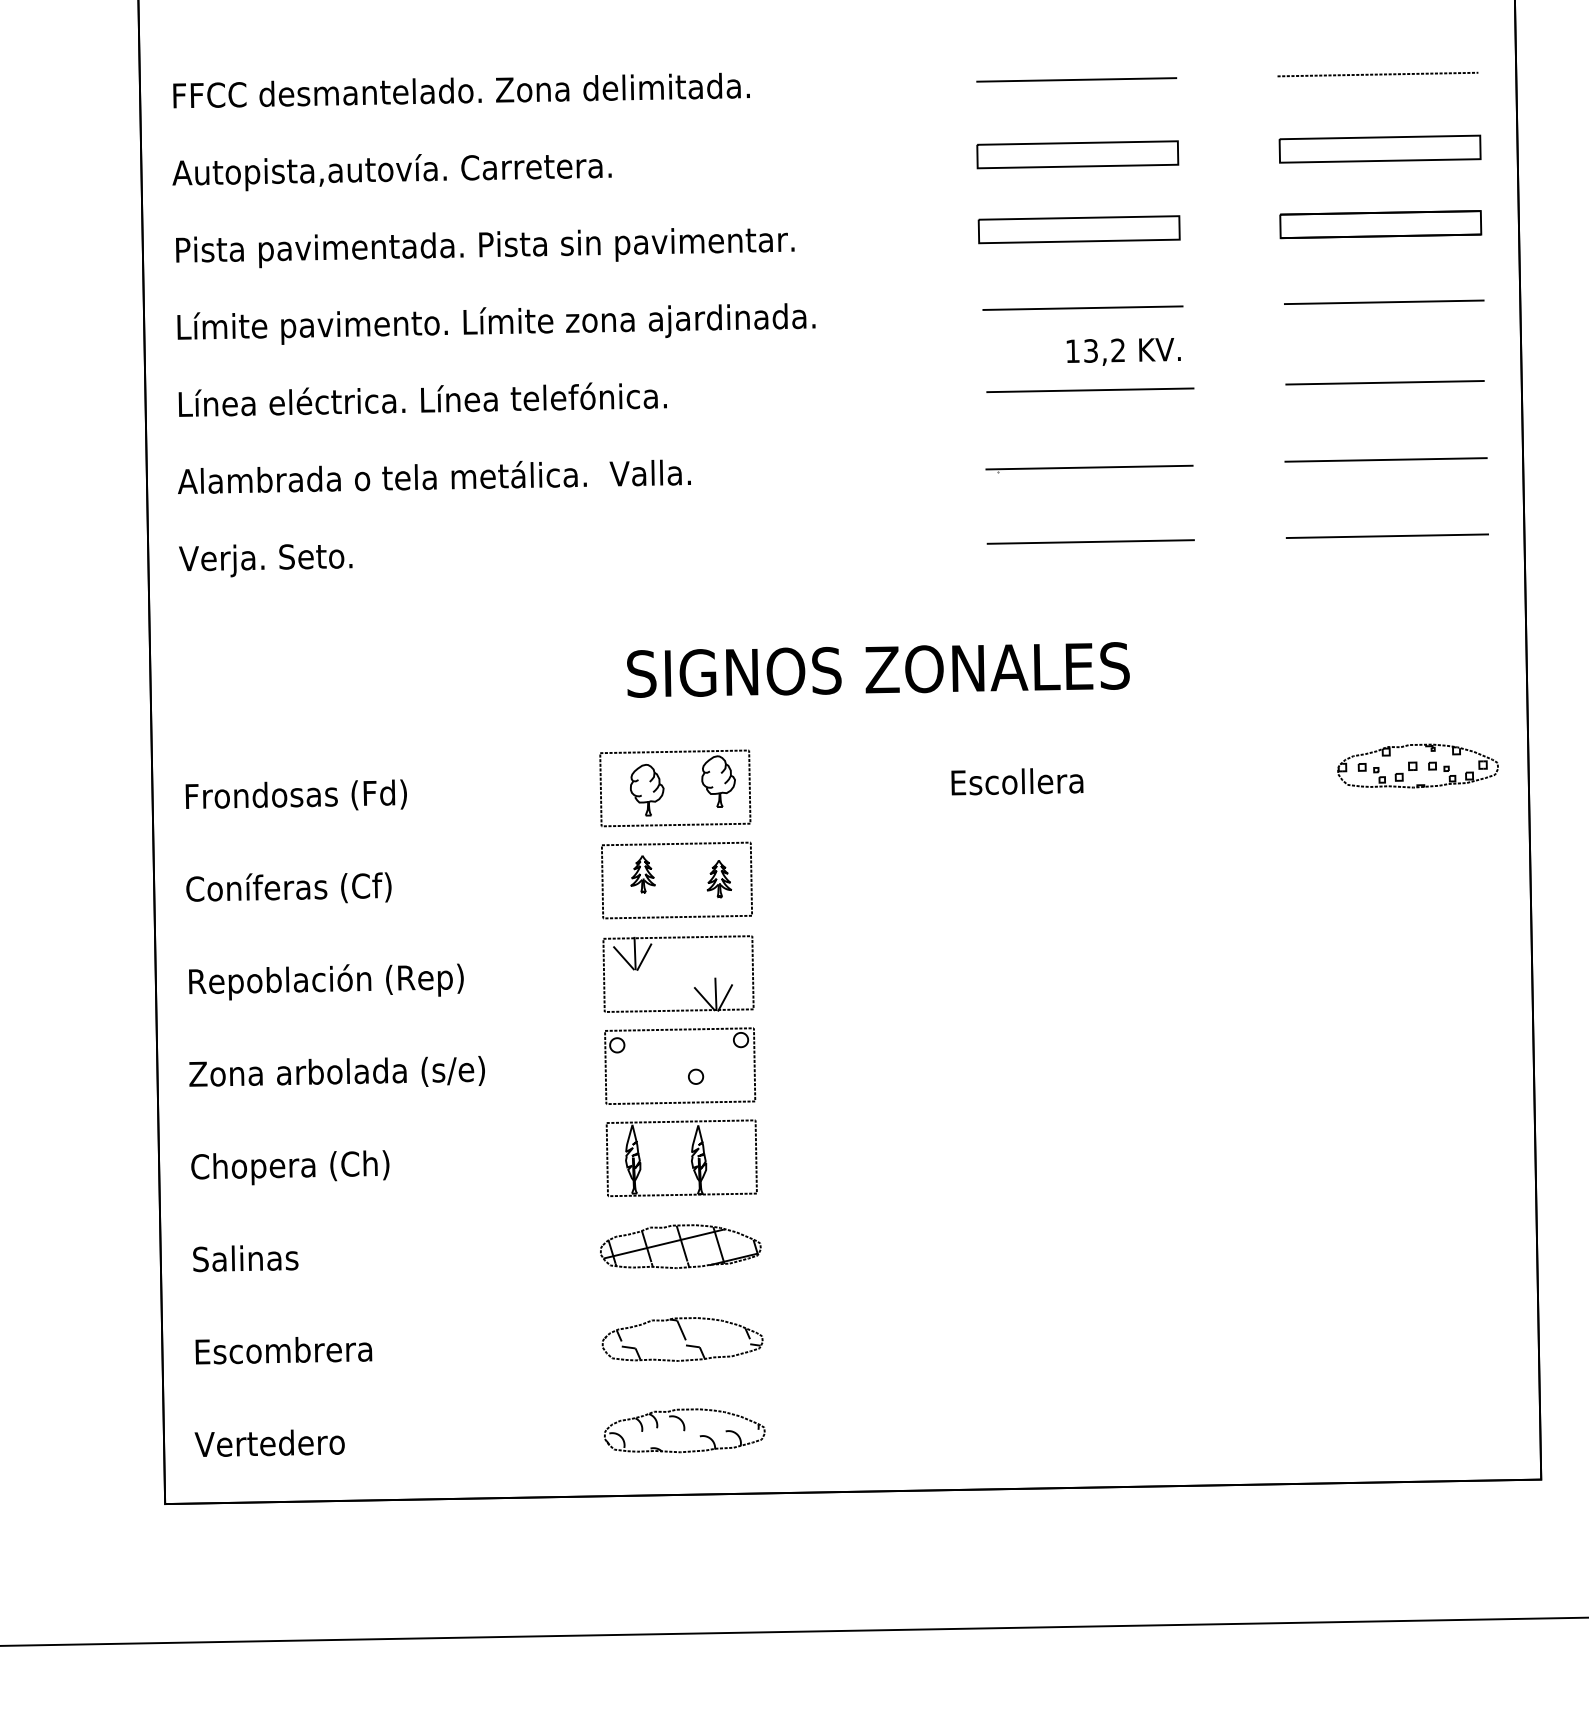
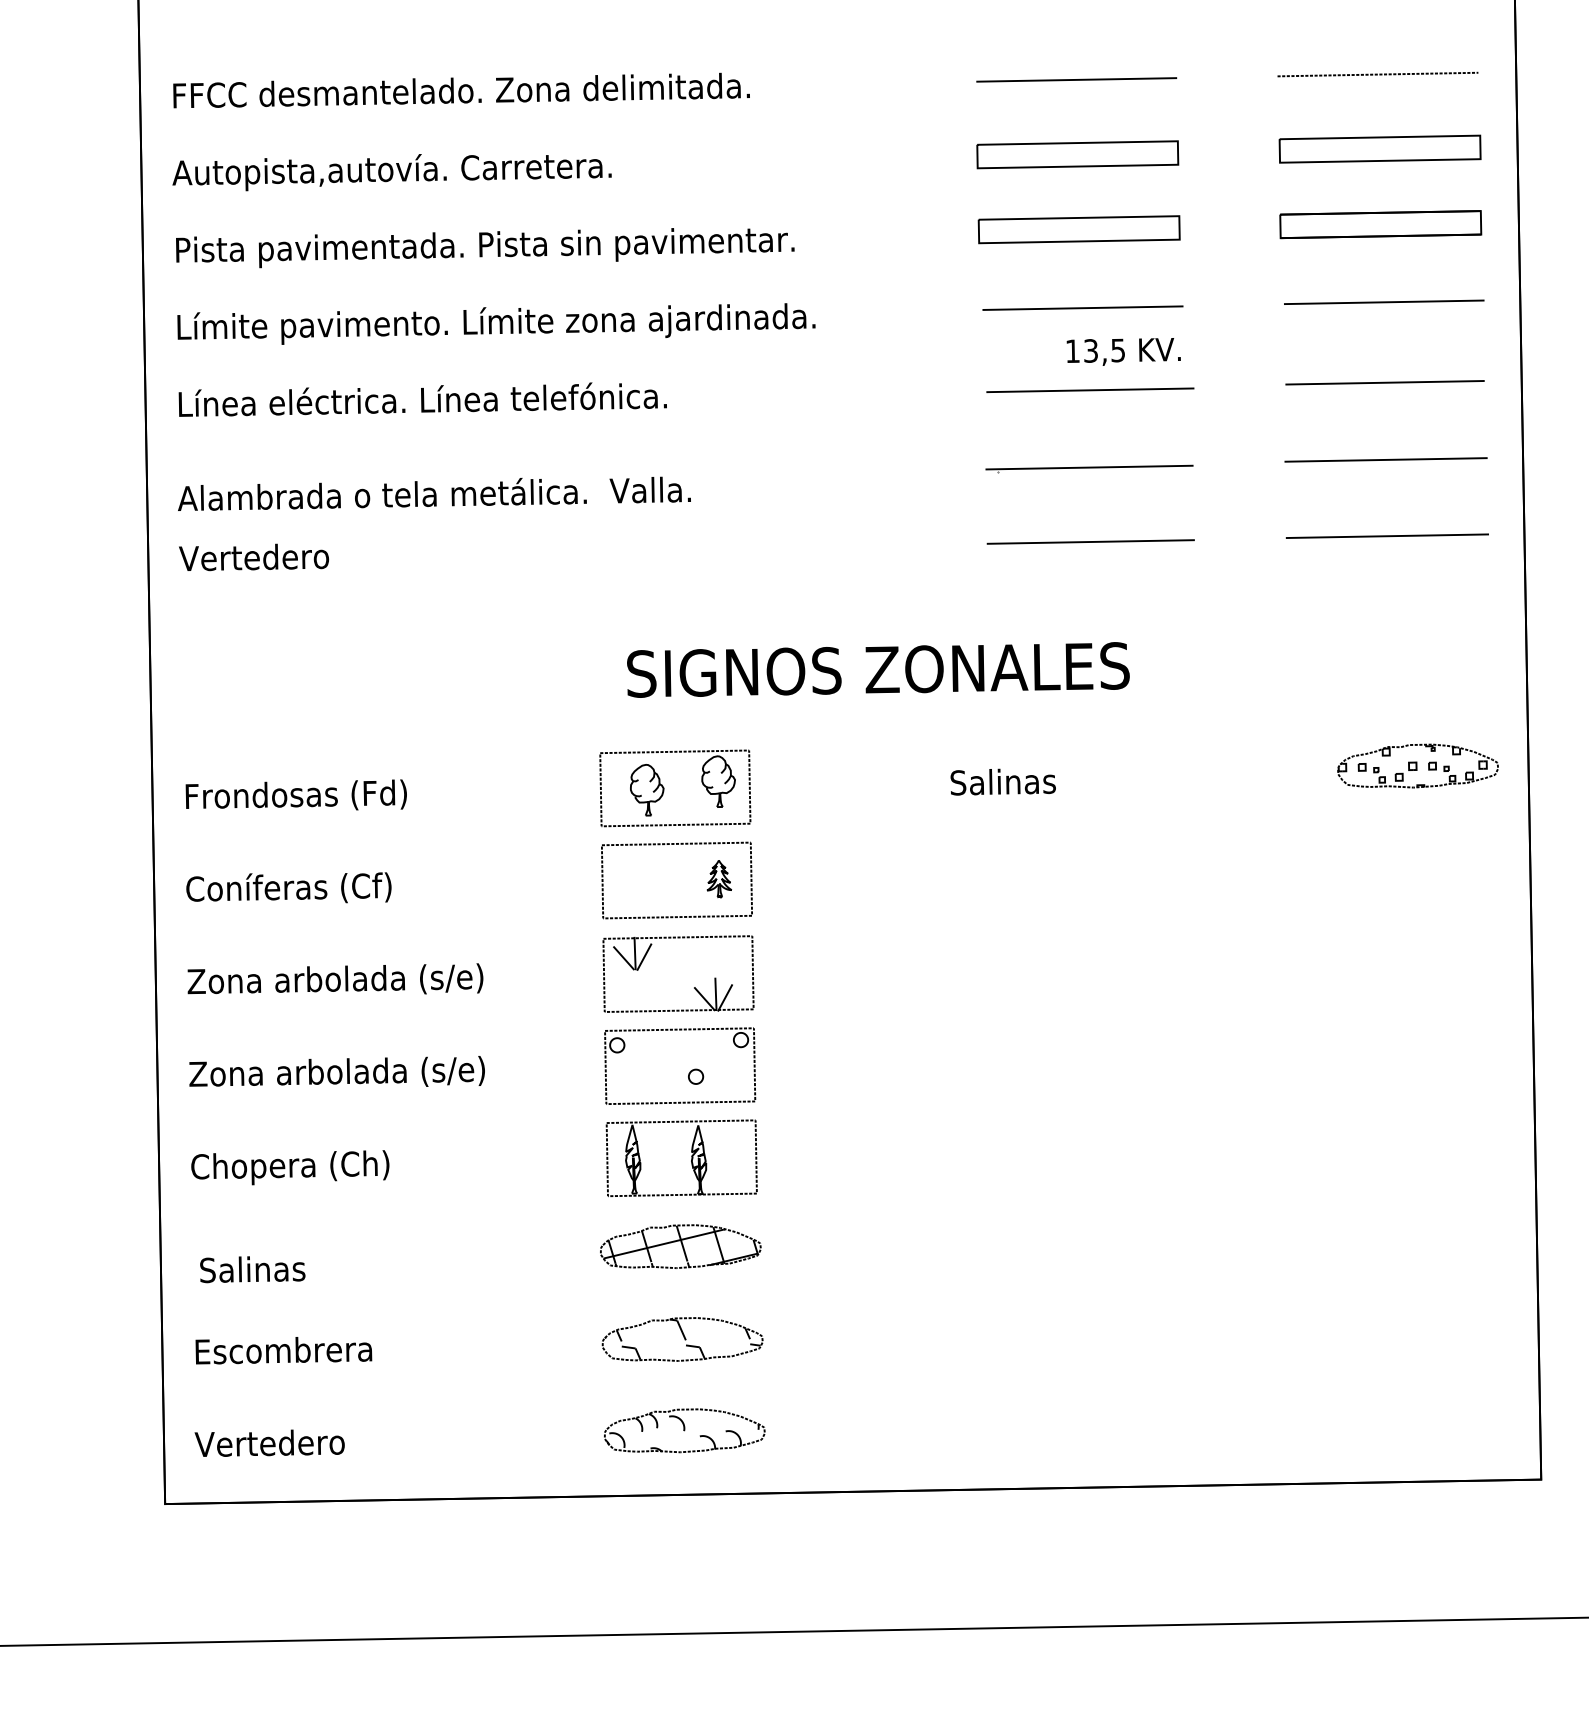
text: 13,2 -> 13,5 (1117, 350)
text position: (434, 476) -> (434, 493) (434, 493)
text: Verja. Seto. -> Vertedero (291, 560)
text: Escollera -> Salinas (1016, 781)
part: present -> none (642, 874)
text: Repoblación (Rep) -> Zona arbolada (s/e) (335, 981)
text position: (245, 1258) -> (252, 1269) (252, 1269)
